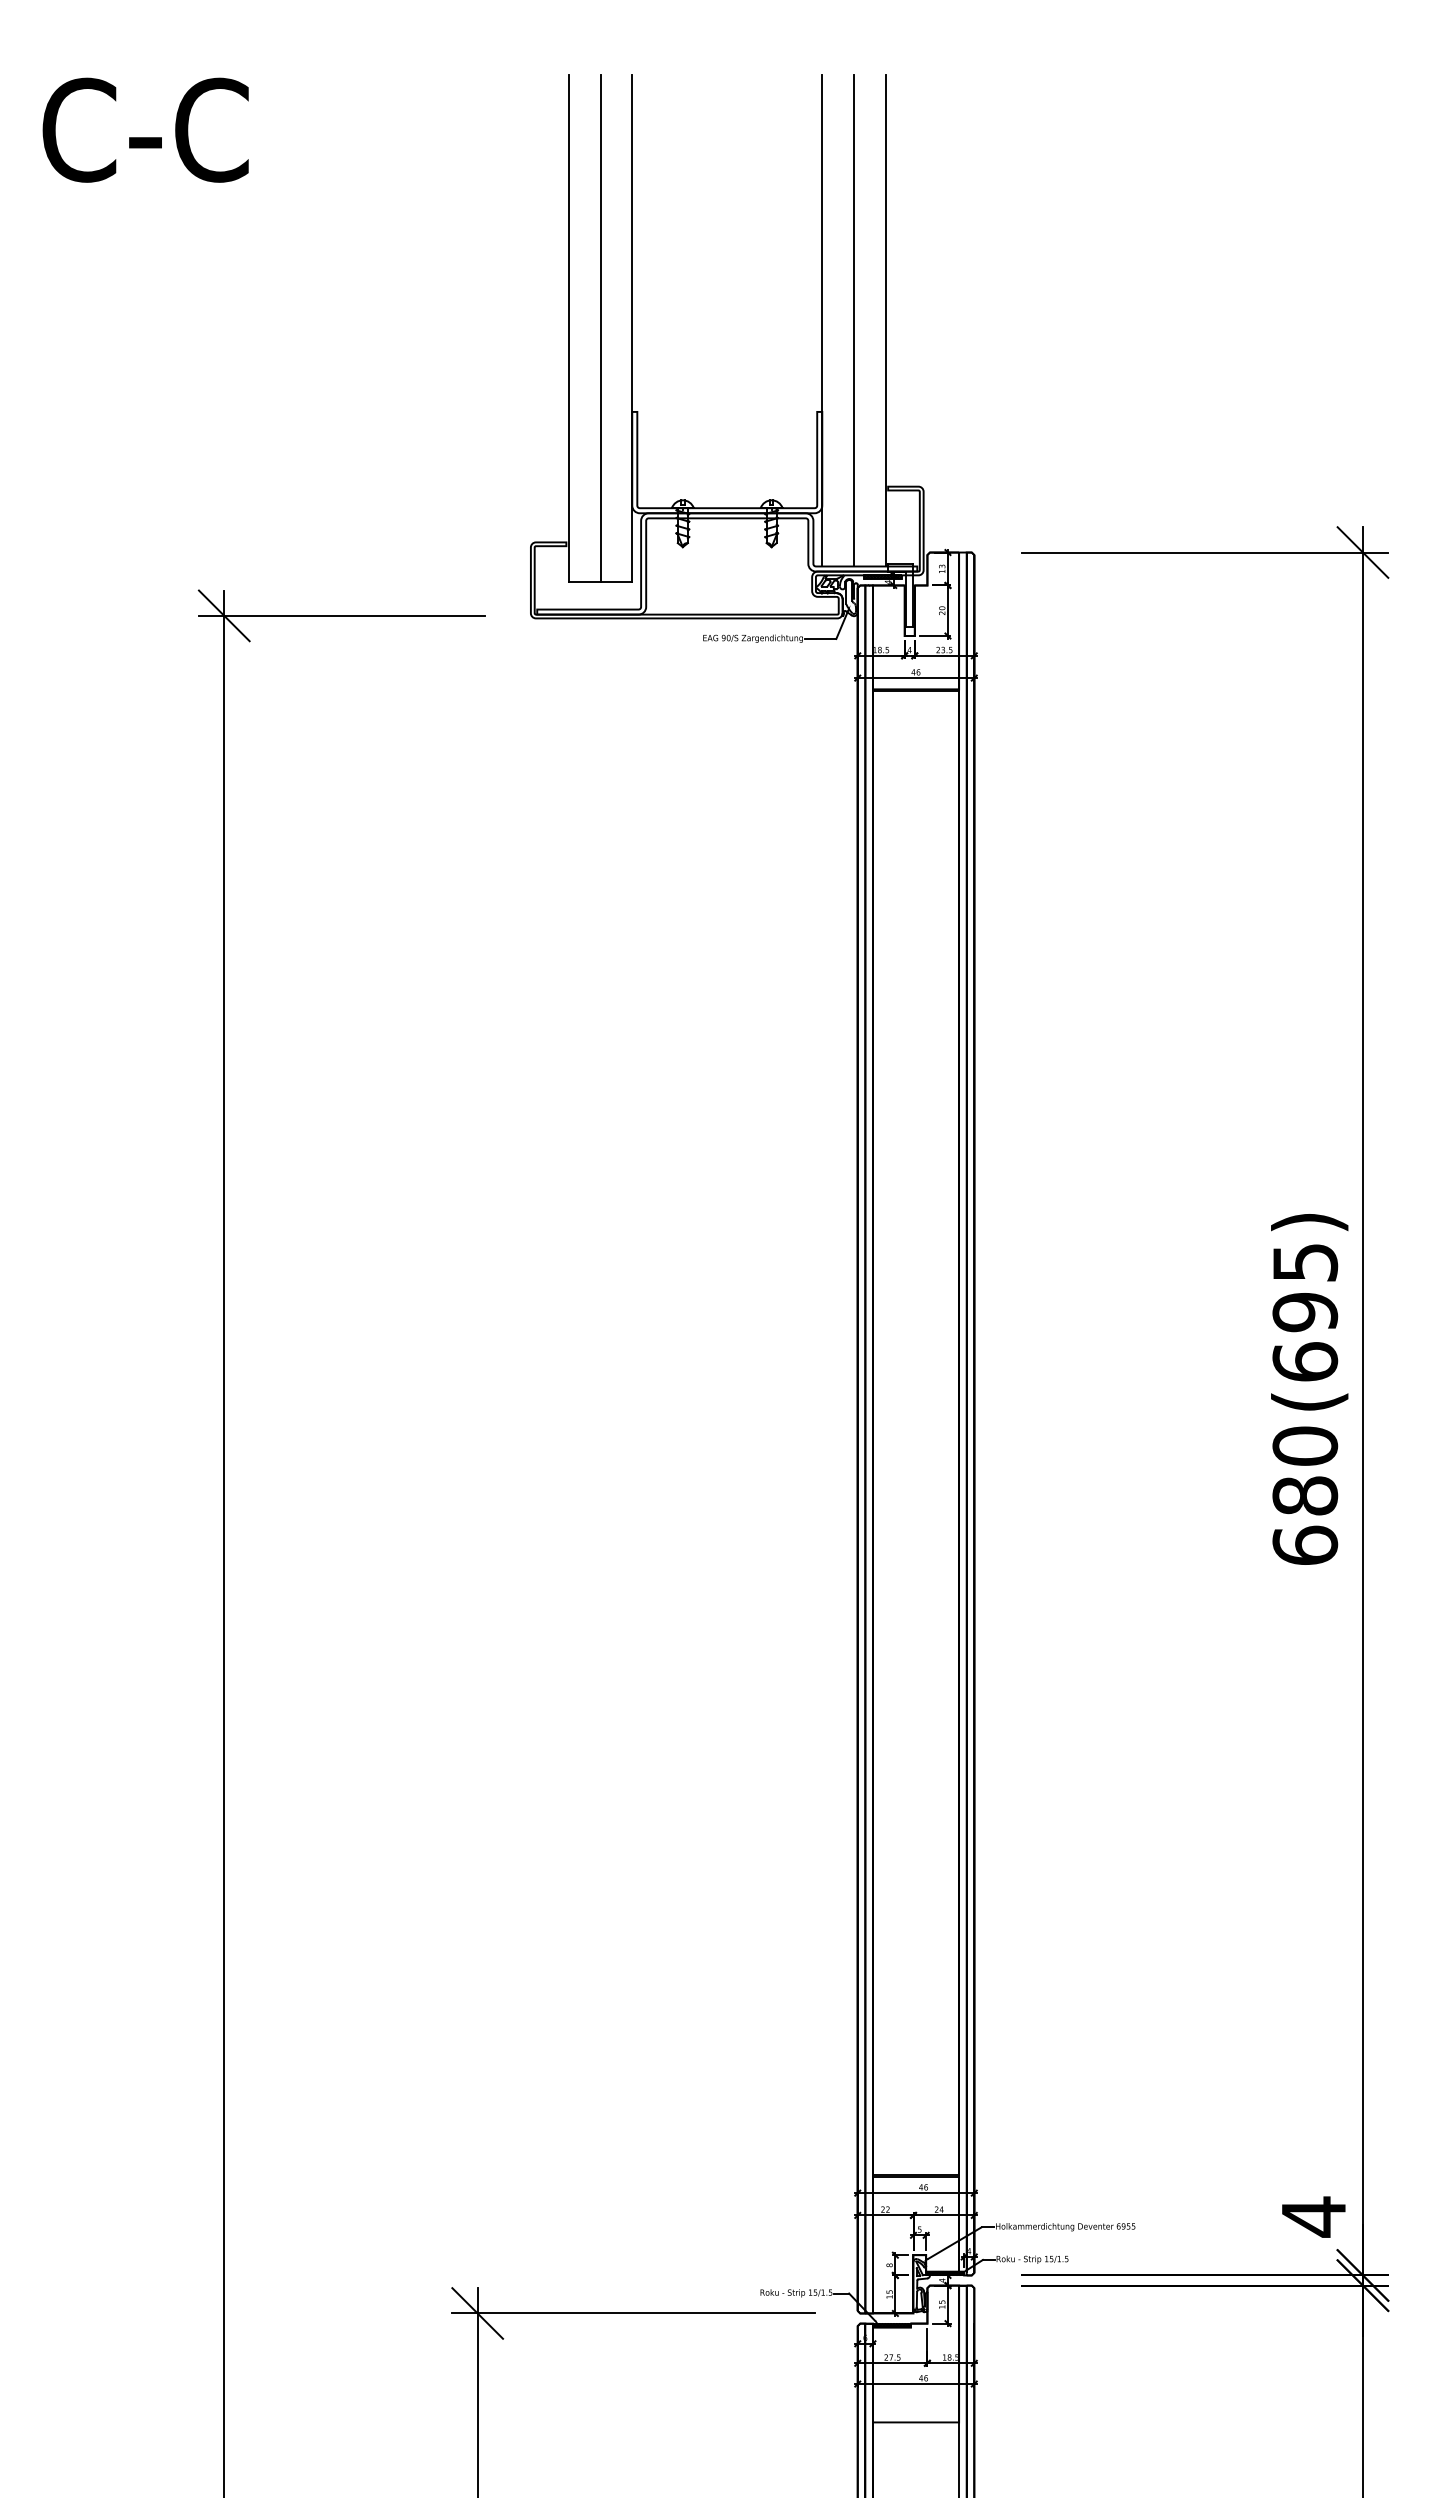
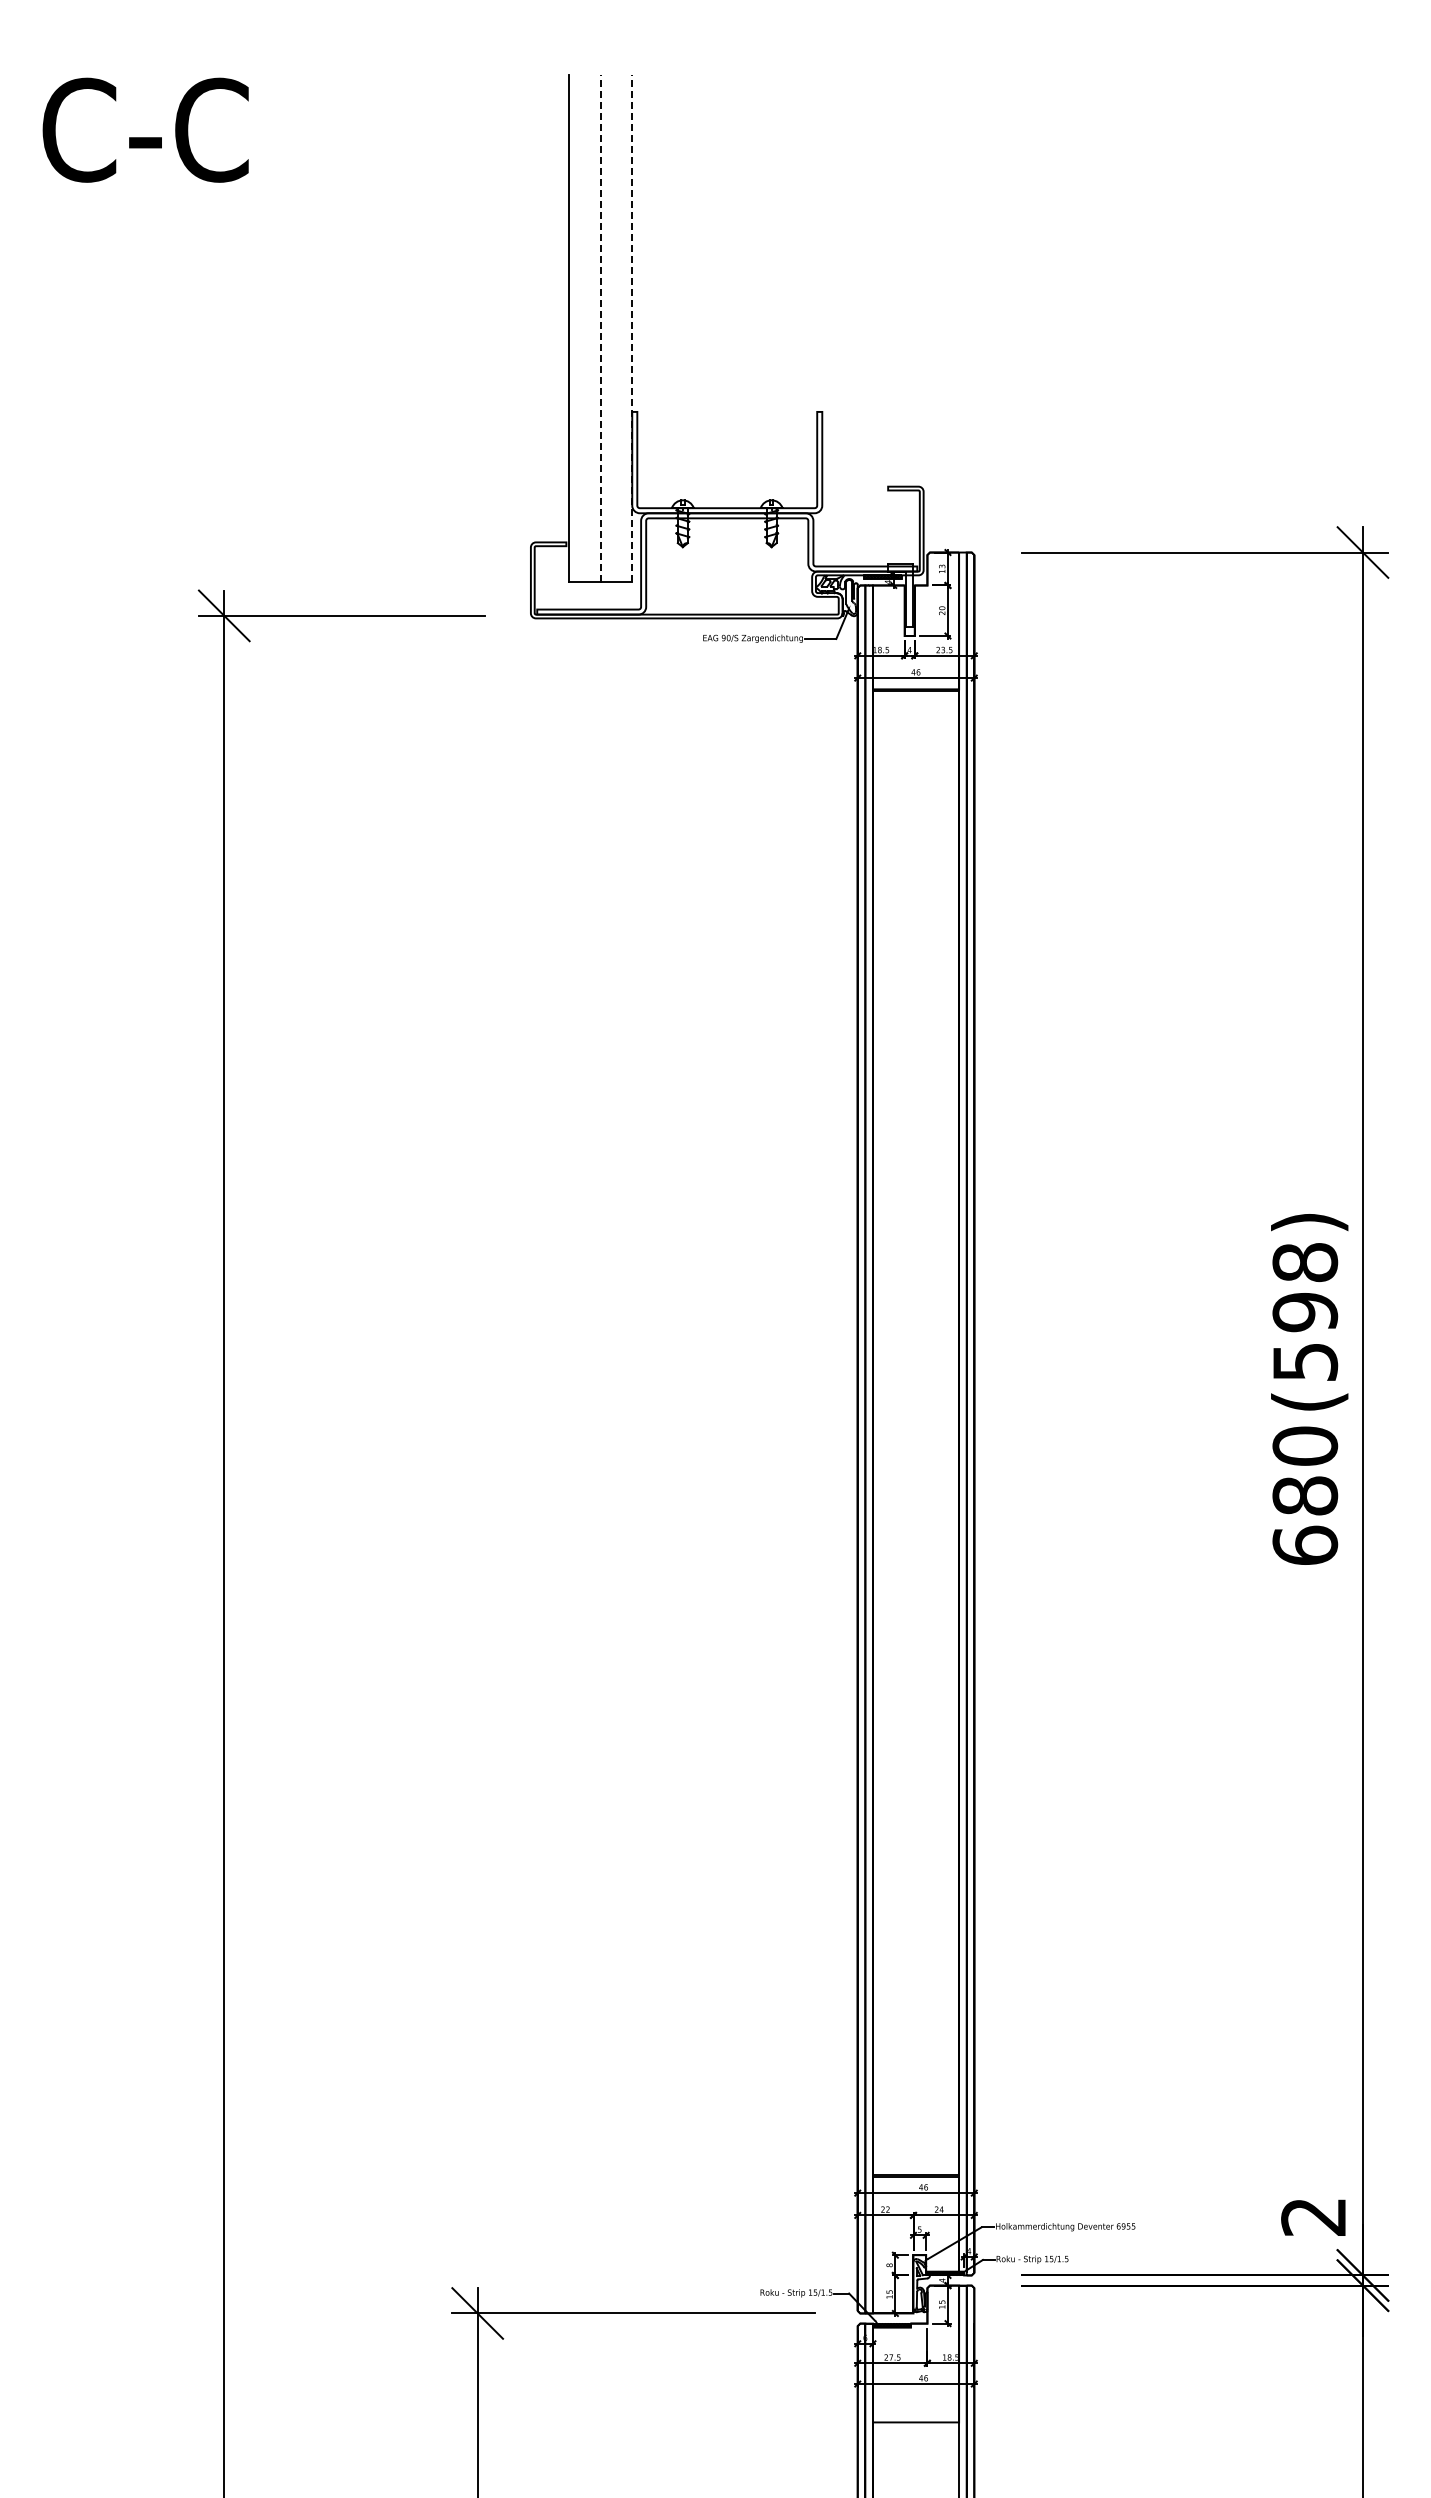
line: present -> none (822, 320)
line: present -> none (853, 320)
line: present -> none (885, 320)
line: solid -> dashed (600, 327)
line: solid -> dashed (632, 327)
text: (695) -> (598) (1305, 1312)
text: 4 -> 2 (1313, 2216)
